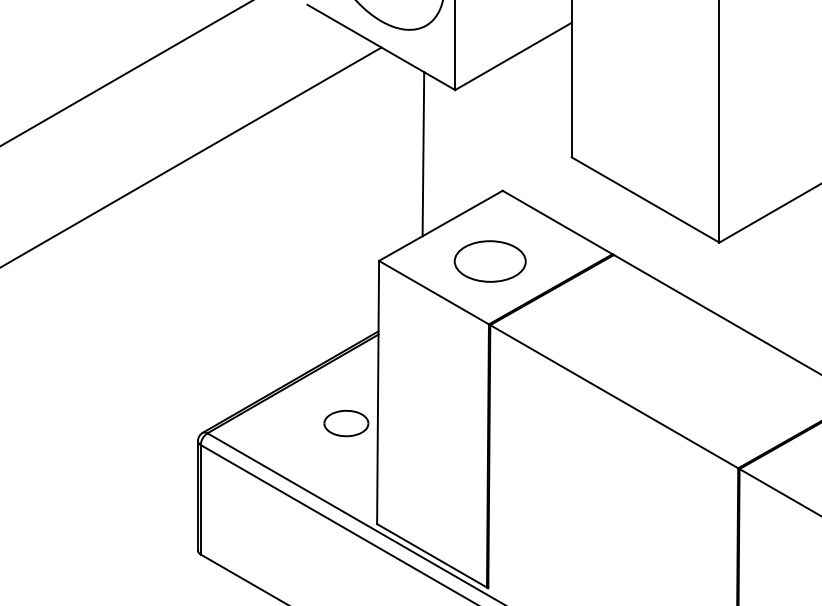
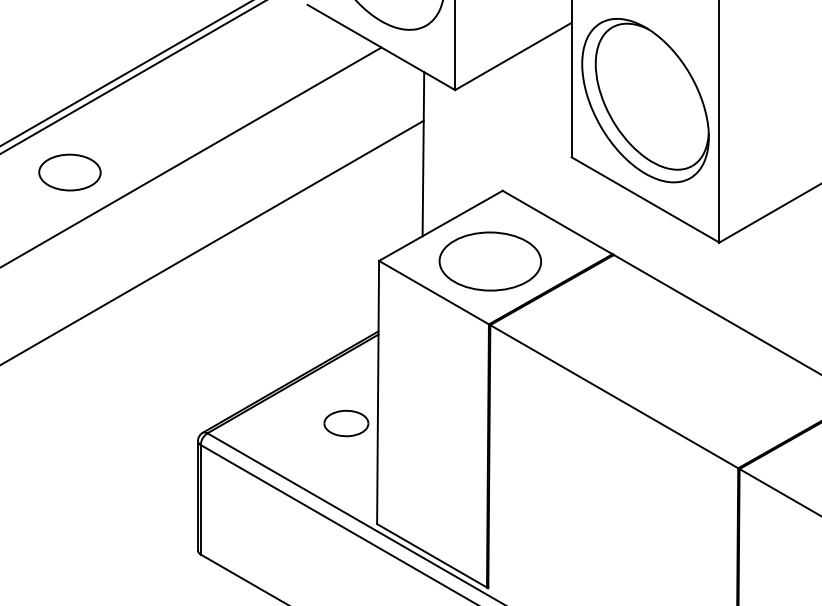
line: none -> present (132, 77)
part: none -> present (645, 100)
part: none -> present (69, 172)
line: none -> present (212, 241)
part size: 74x43 px -> 104x61 px (489, 261)
